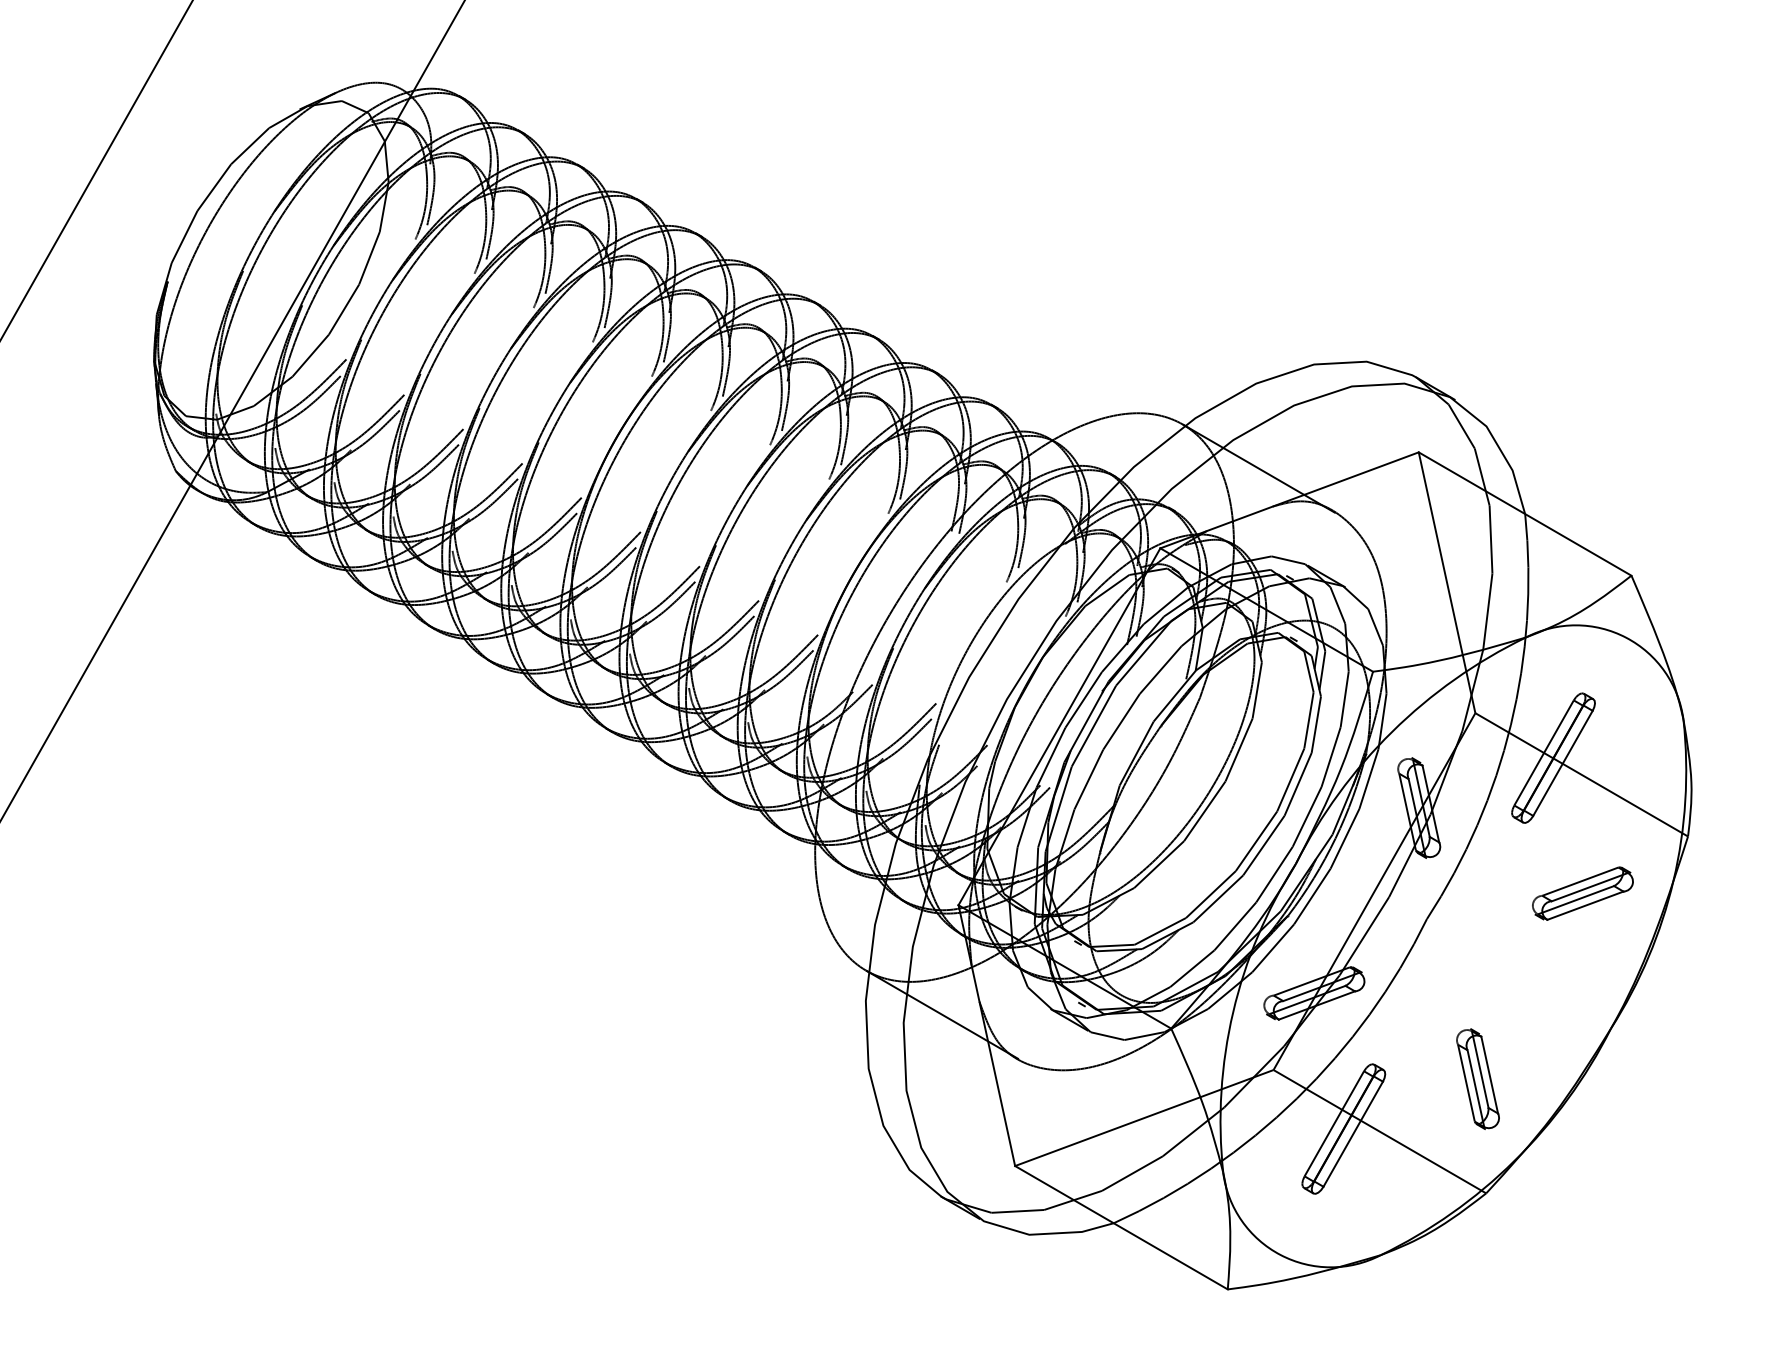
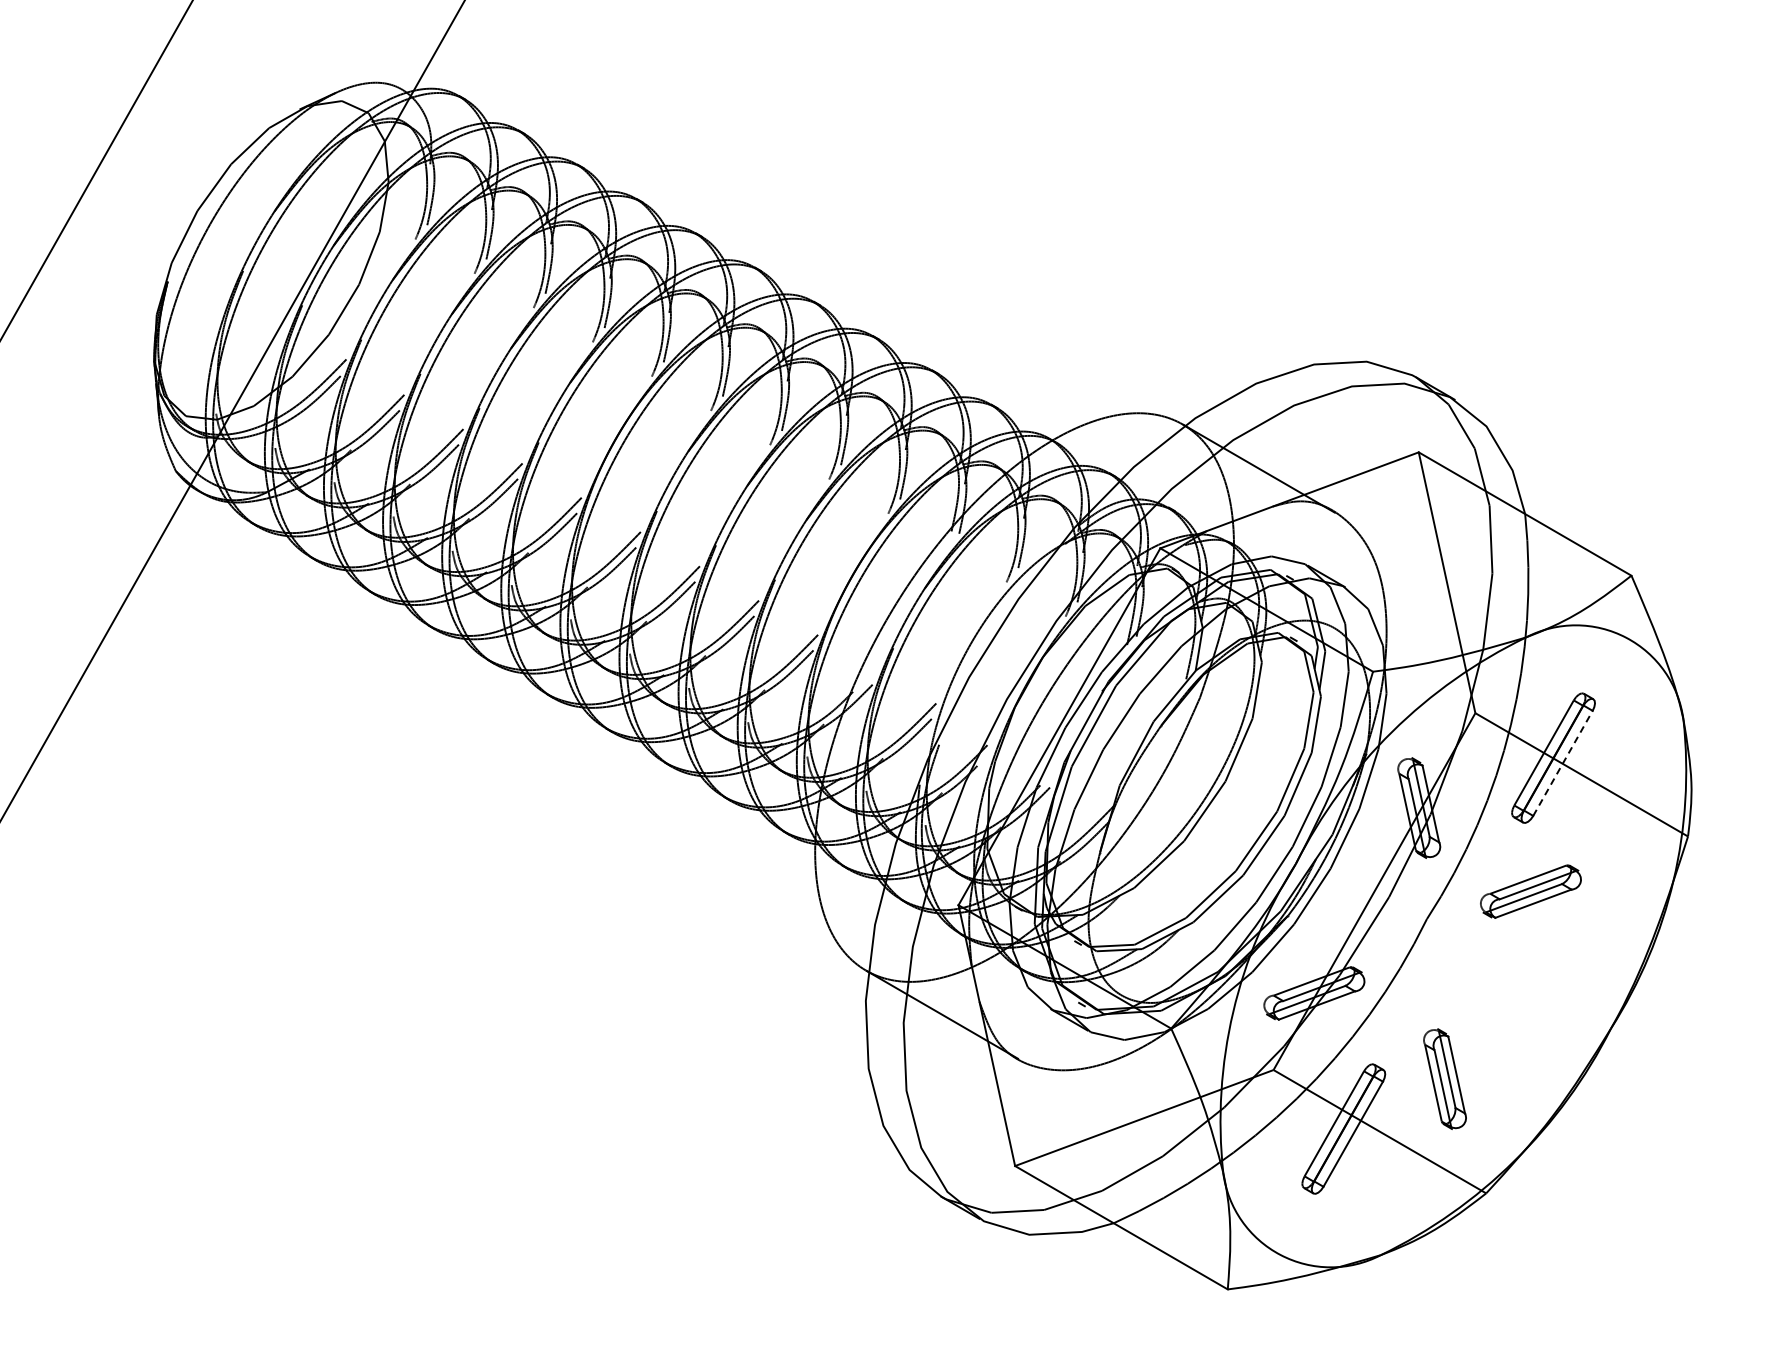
line: solid -> dashed (1563, 762)
part position: (1582, 893) -> (1530, 891) (1530, 891)
part position: (1477, 1078) -> (1444, 1078) (1444, 1078)
